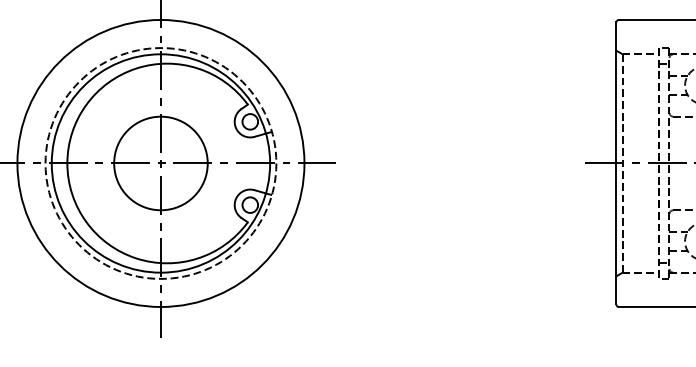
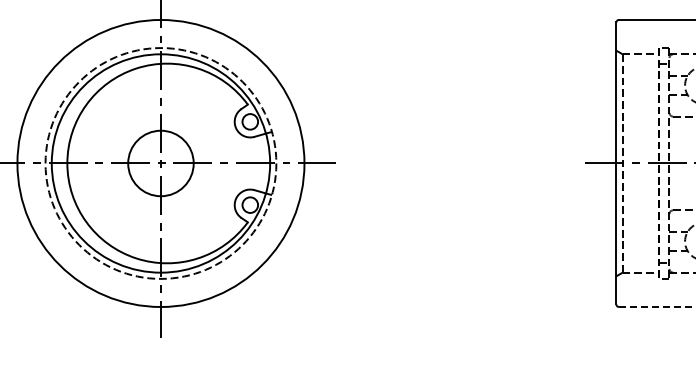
circle diameter: 94 px -> 66 px (160, 163)
line: solid -> dashed (657, 306)
